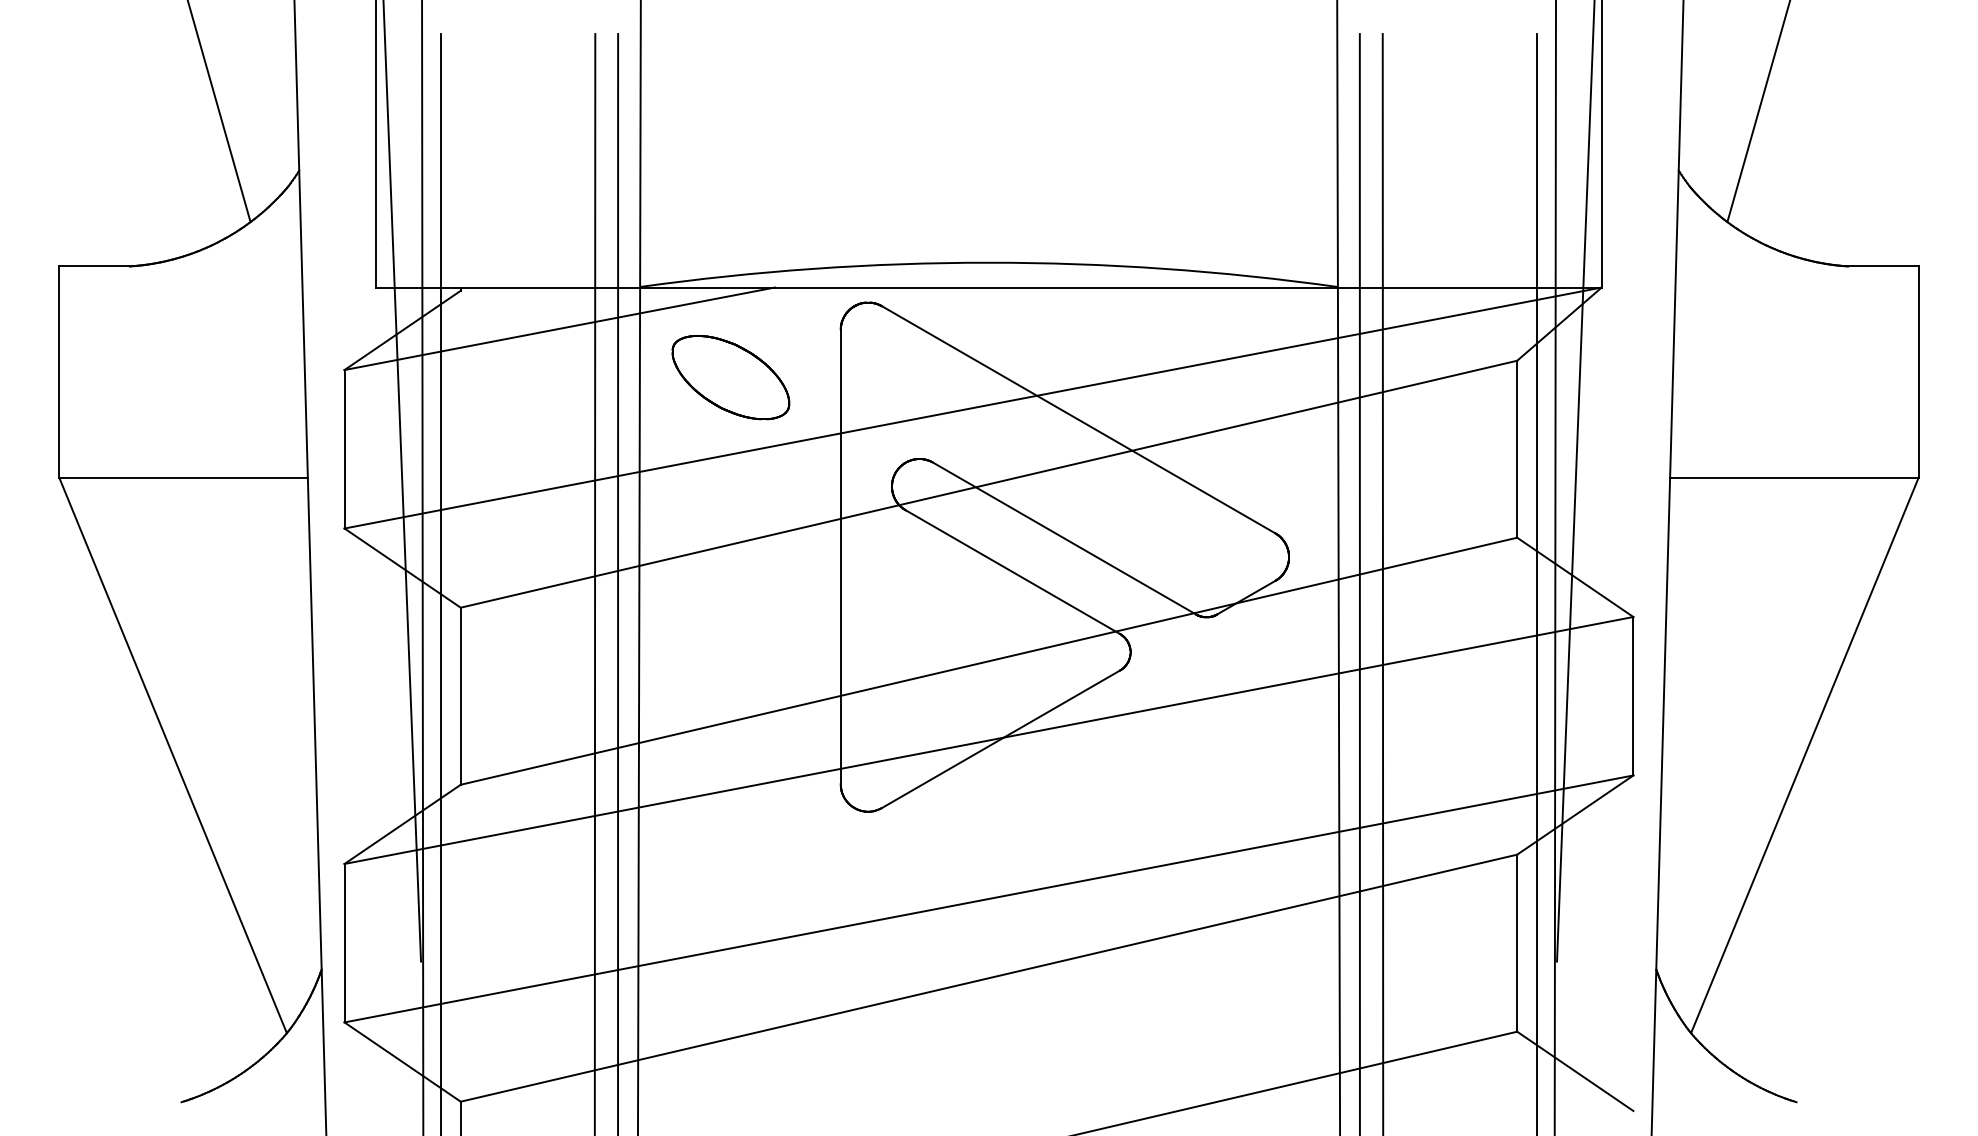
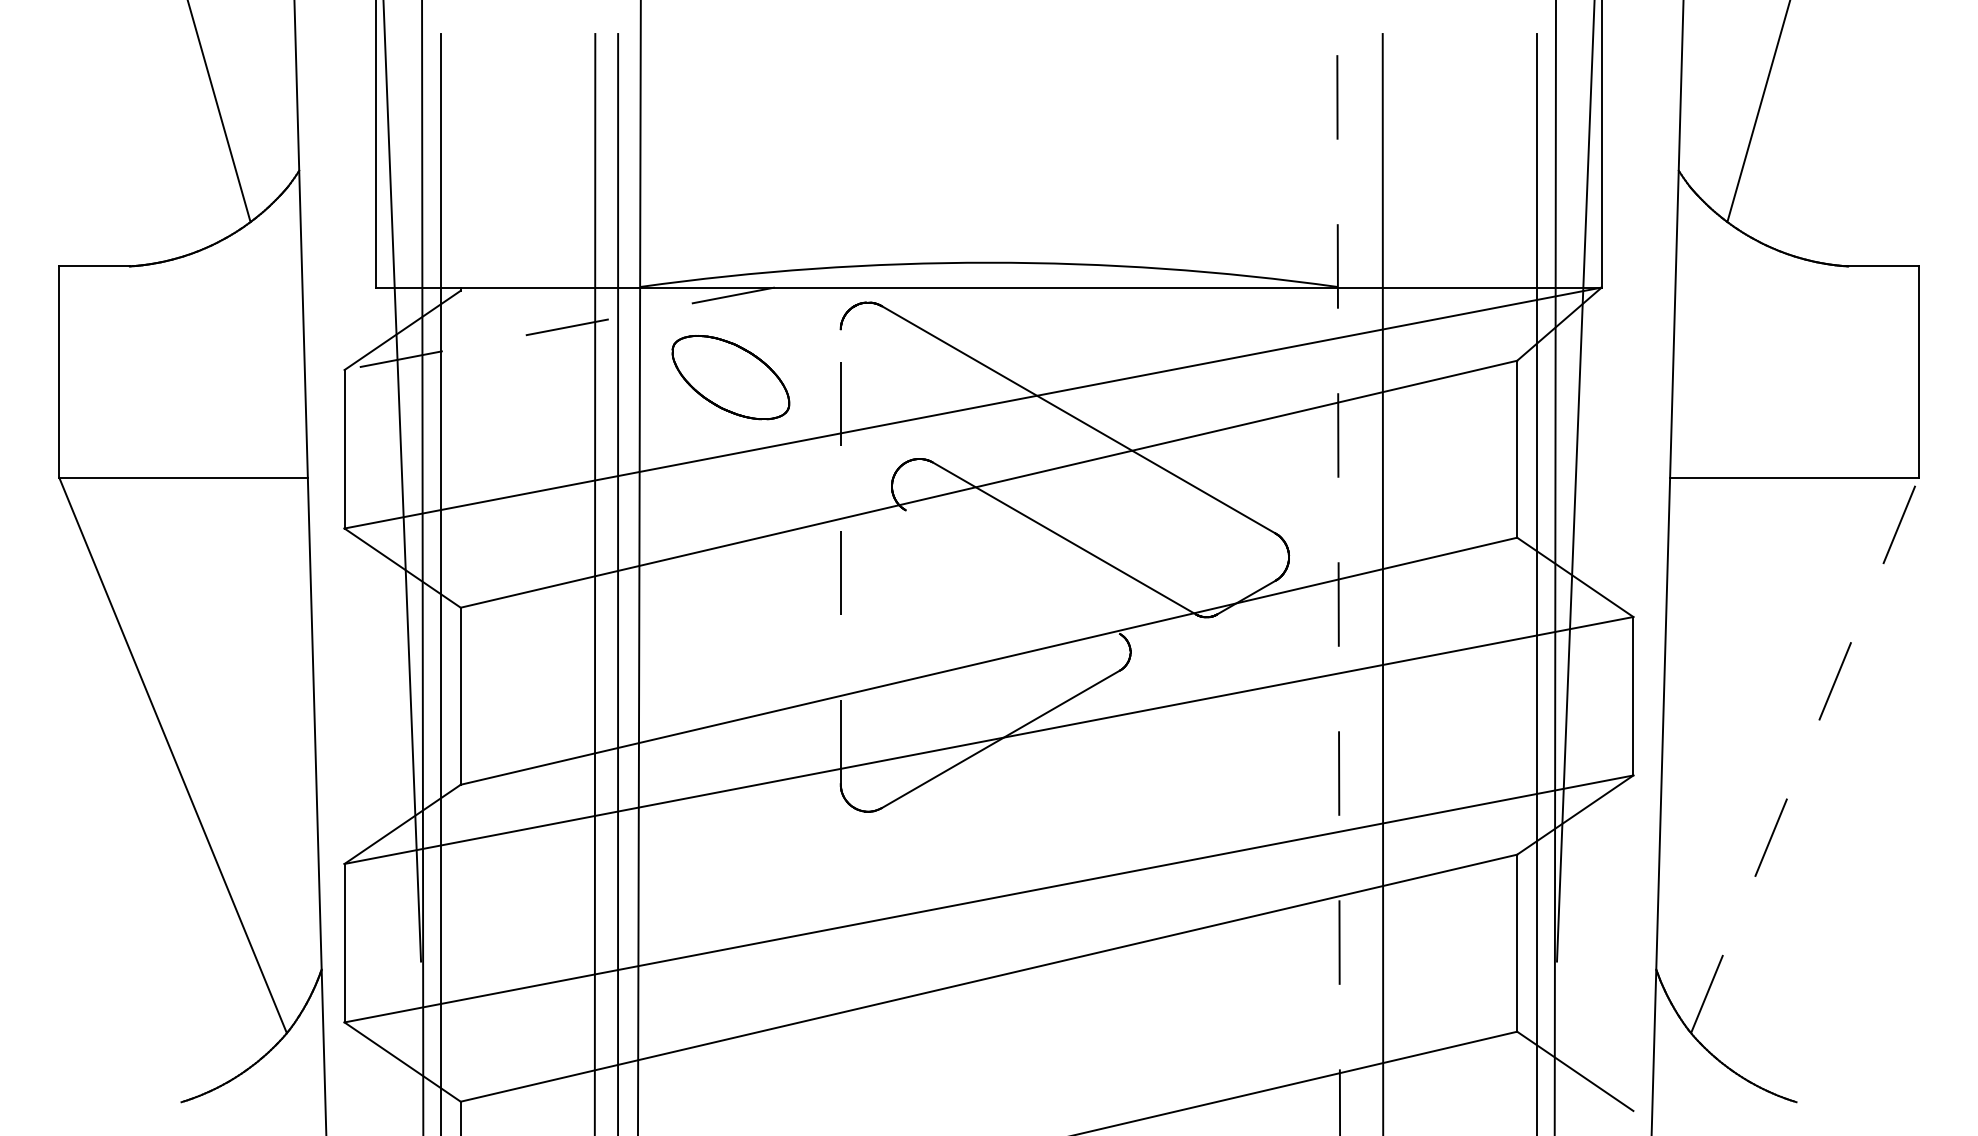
line: solid -> dashed (559, 328)
line: solid -> dashed (840, 556)
line: solid -> dashed (1338, 567)
line: present -> none (1012, 572)
line: present -> none (1359, 583)
line: solid -> dashed (1805, 755)
